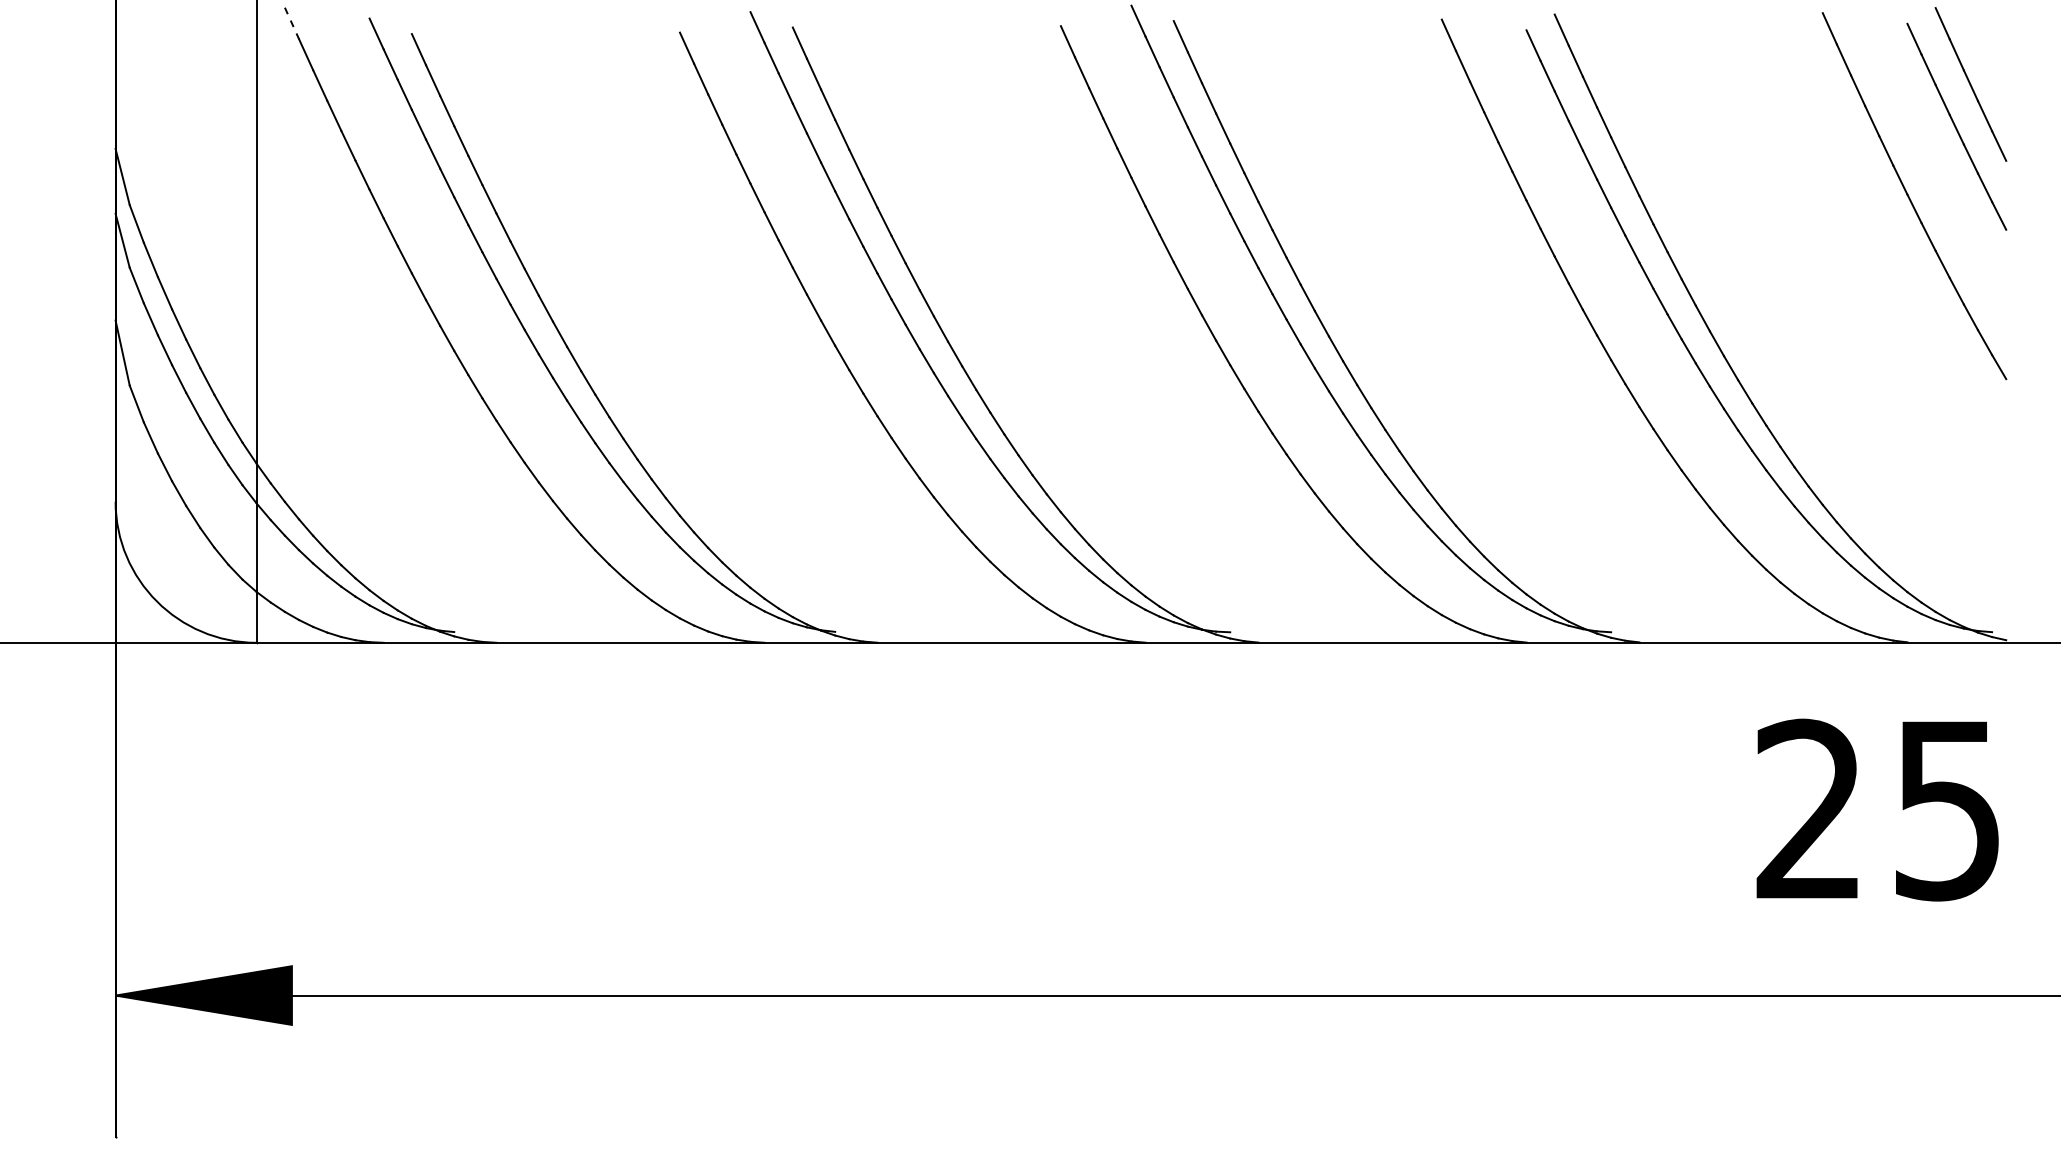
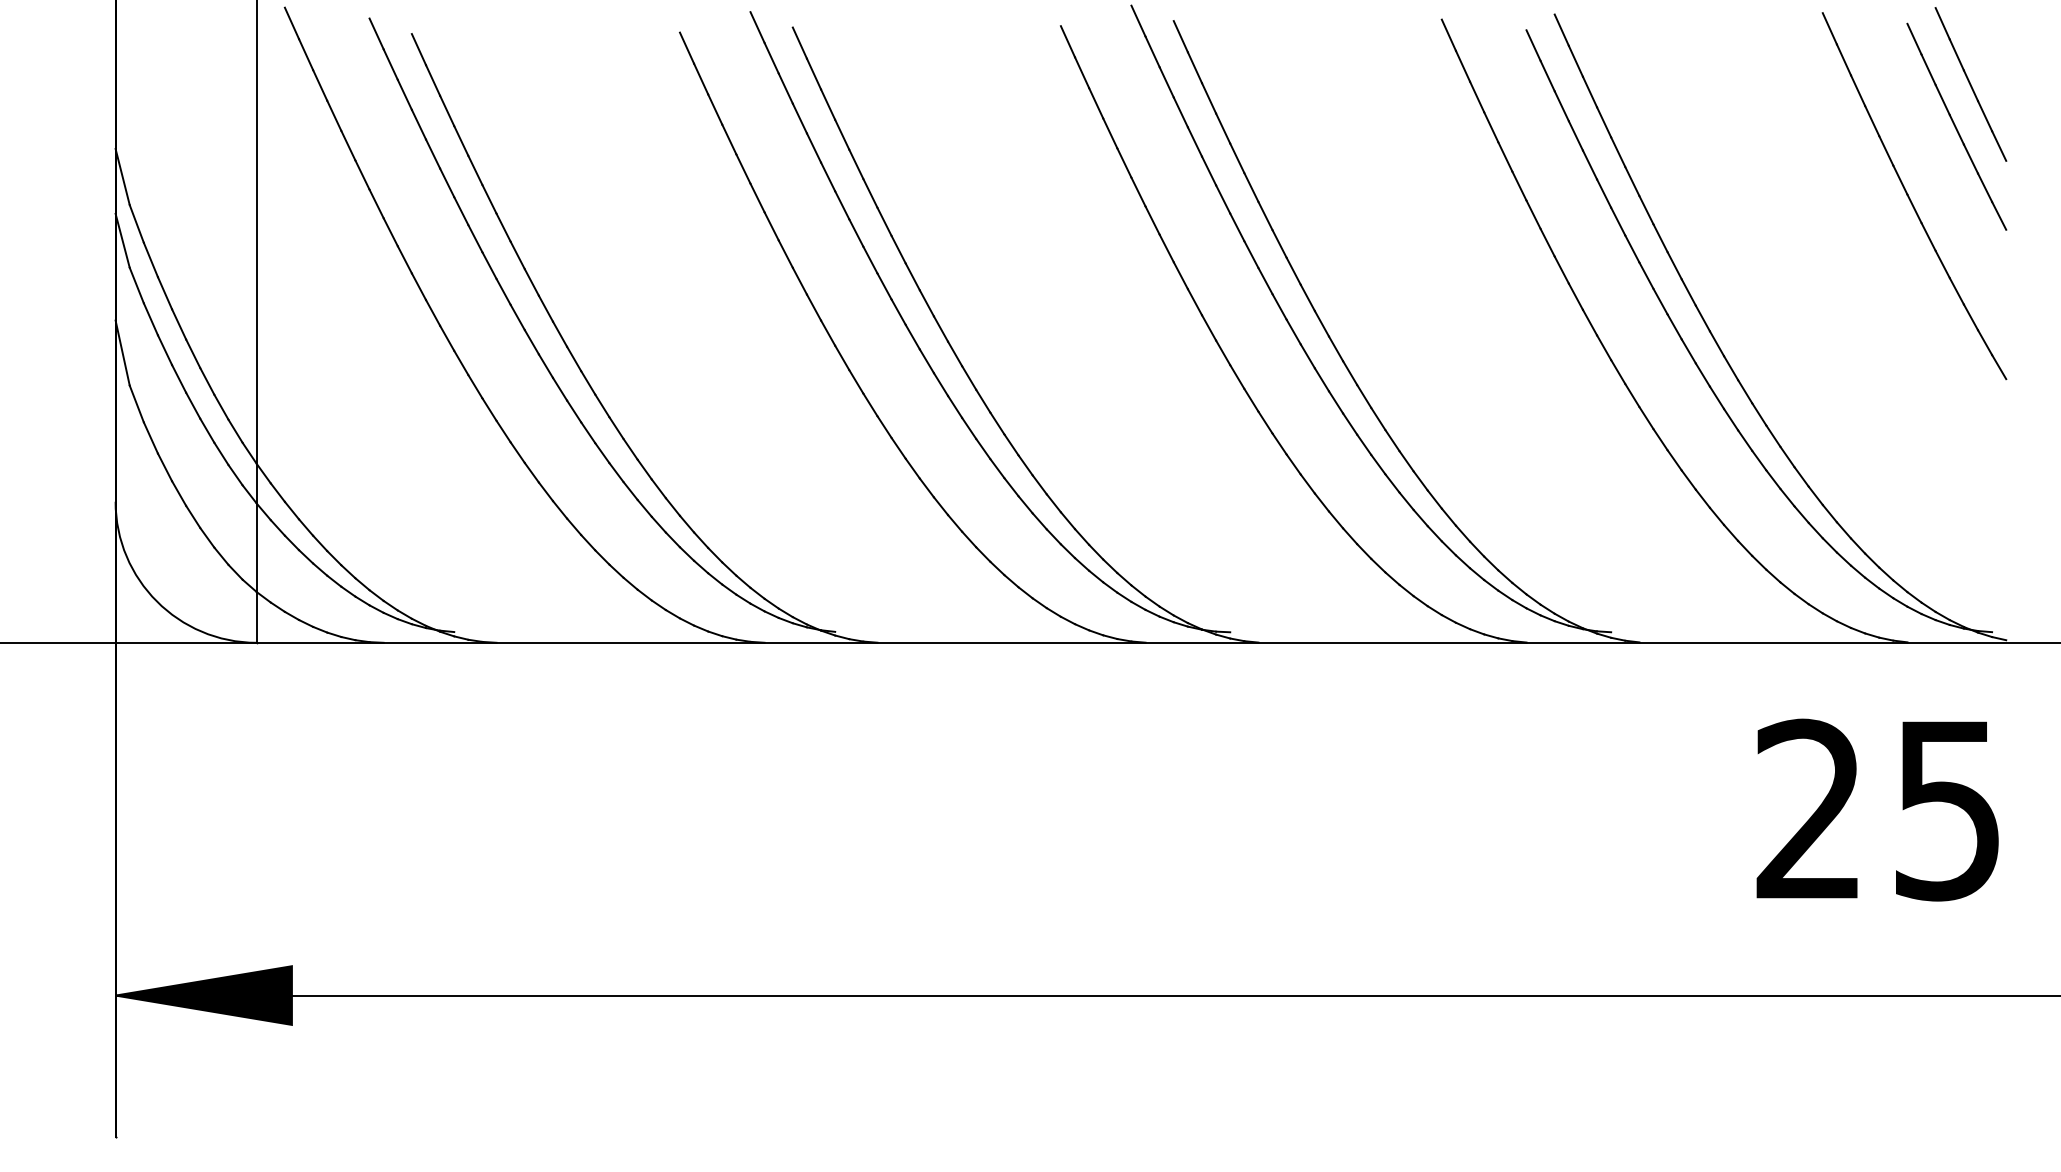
line: dashed -> solid (292, 23)
